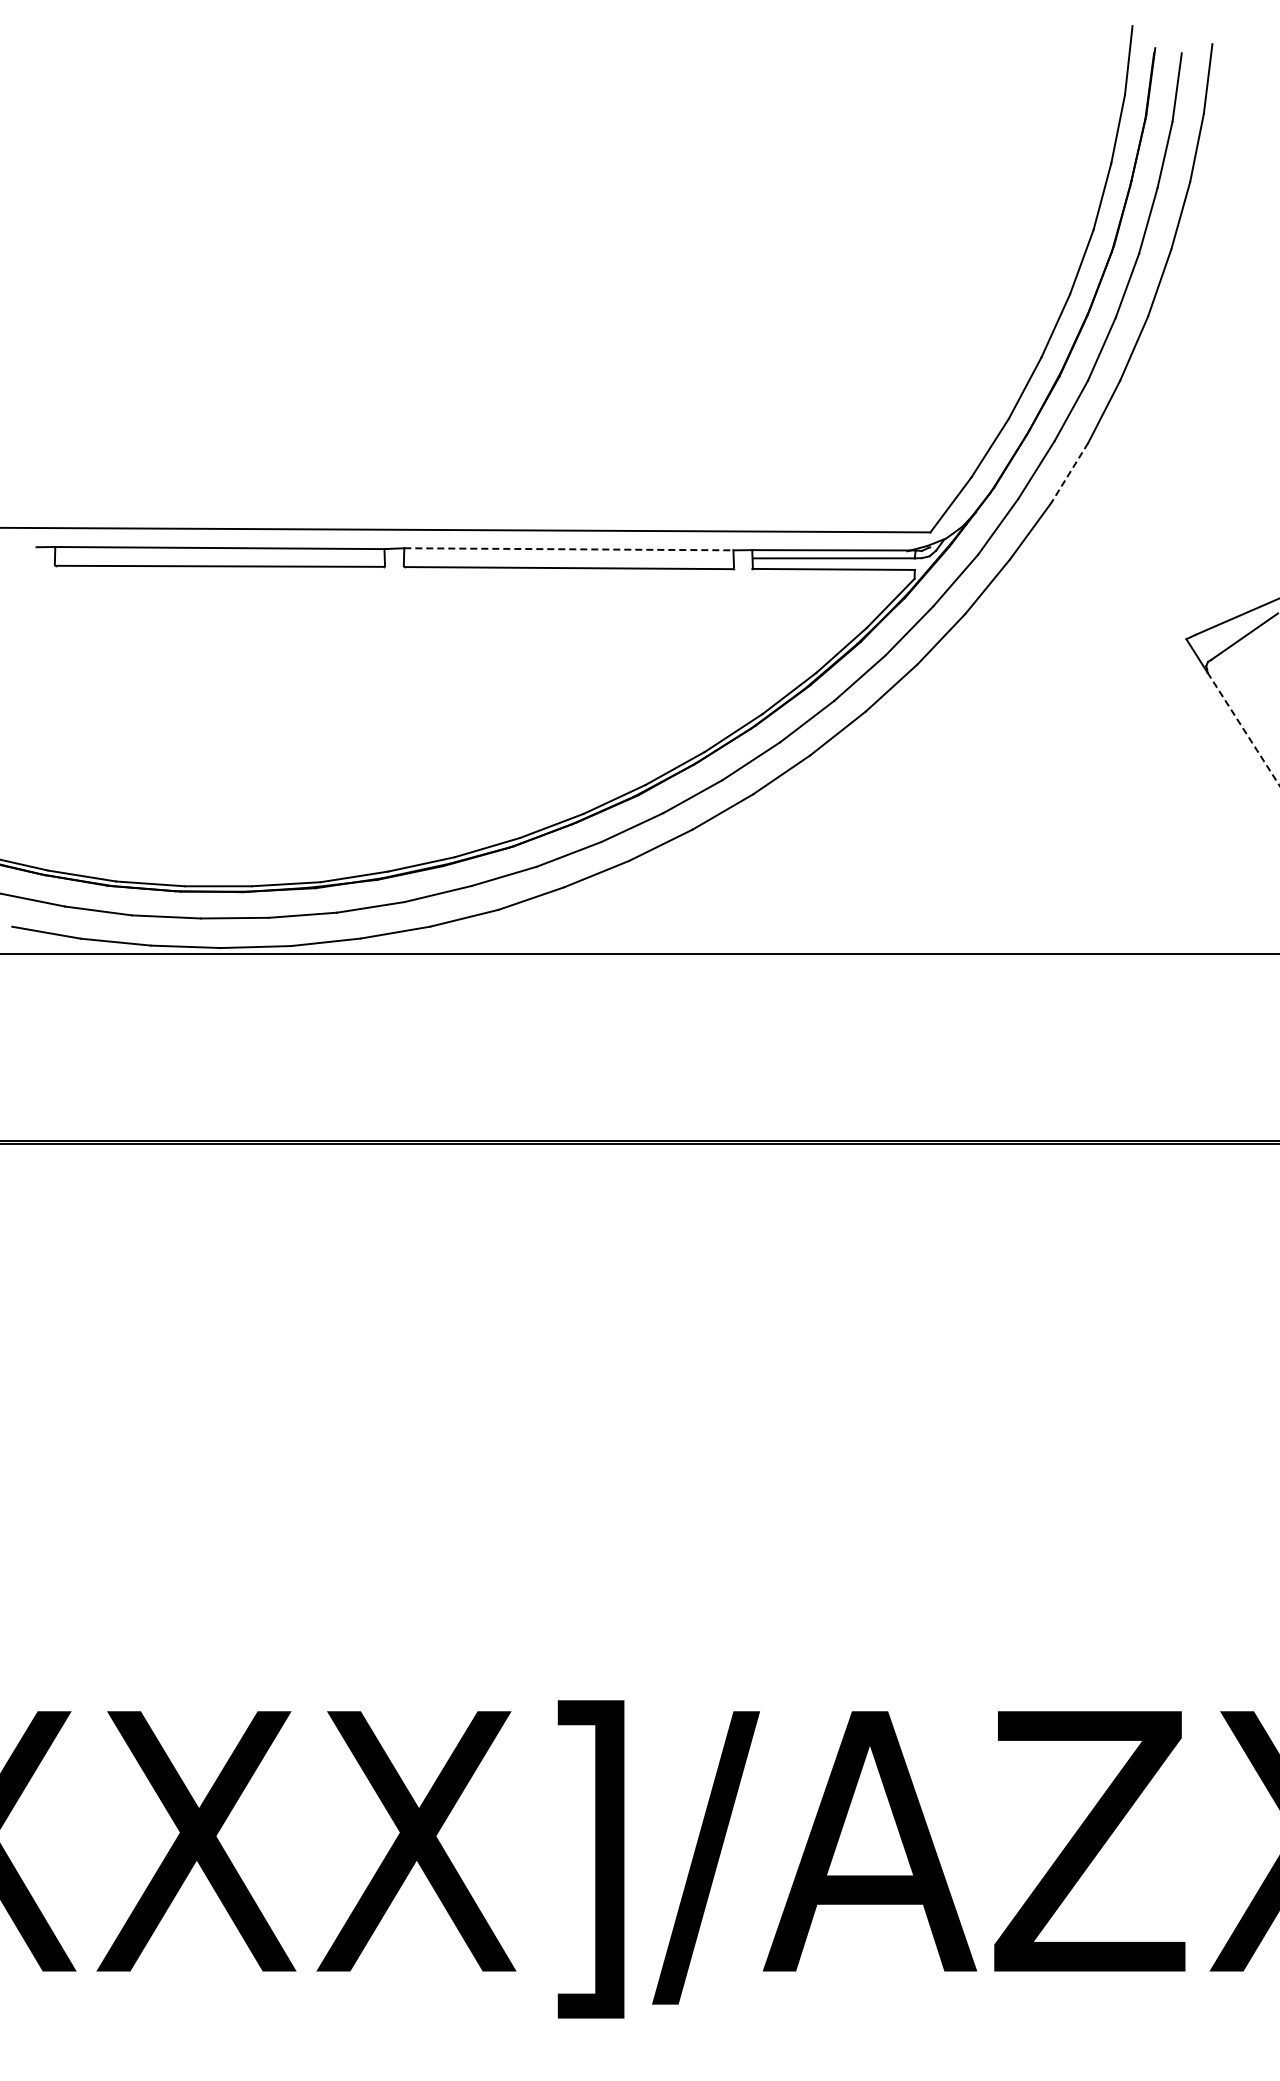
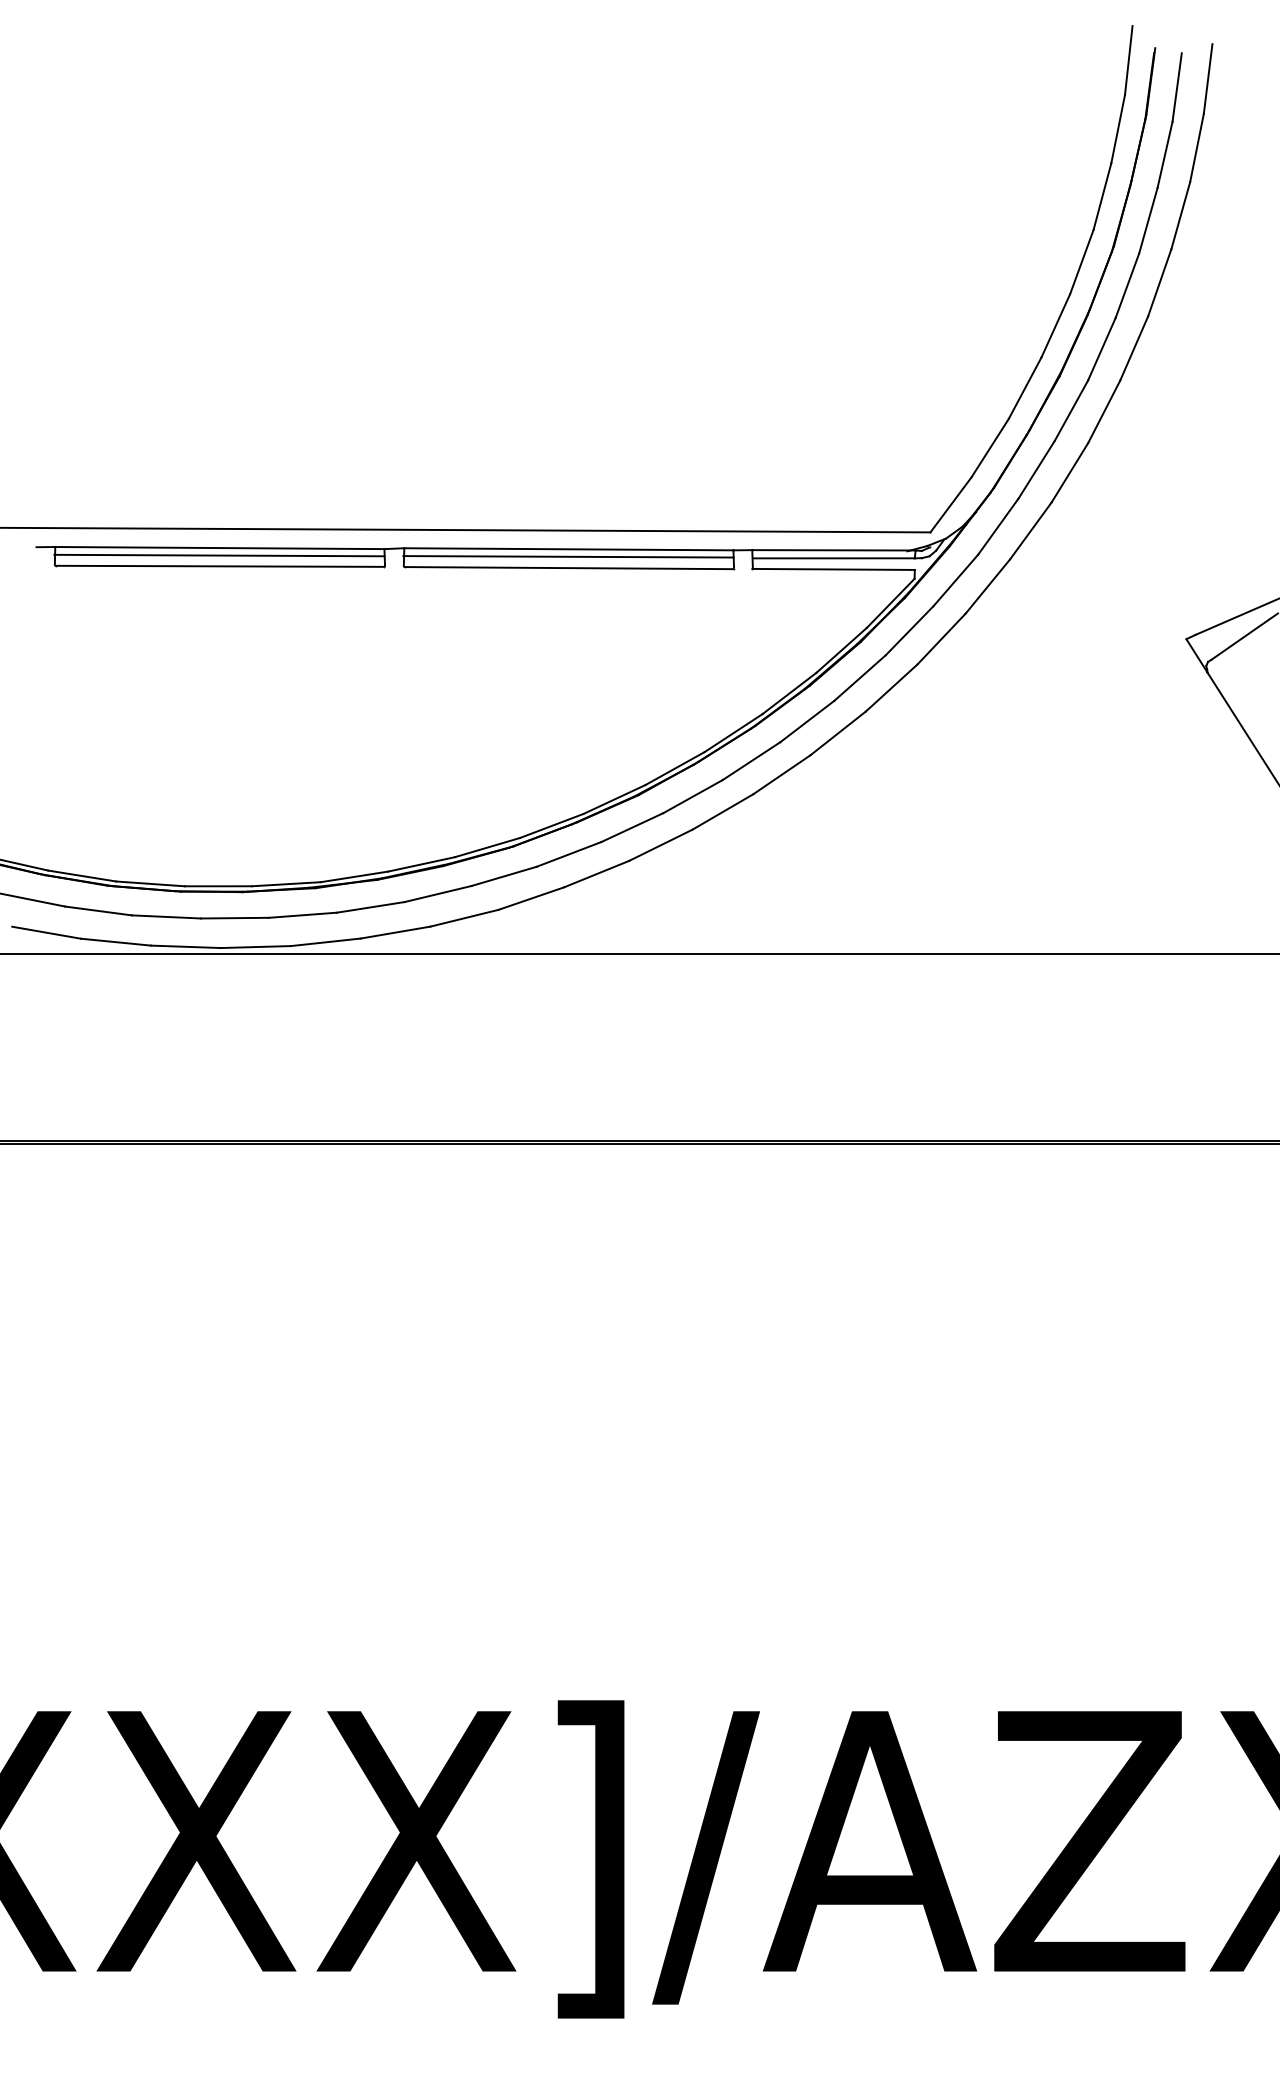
line: dashed -> solid (1069, 472)
line: dashed -> solid (568, 549)
line: none -> present (219, 555)
line: none -> present (568, 556)
line: dashed -> solid (1243, 729)
